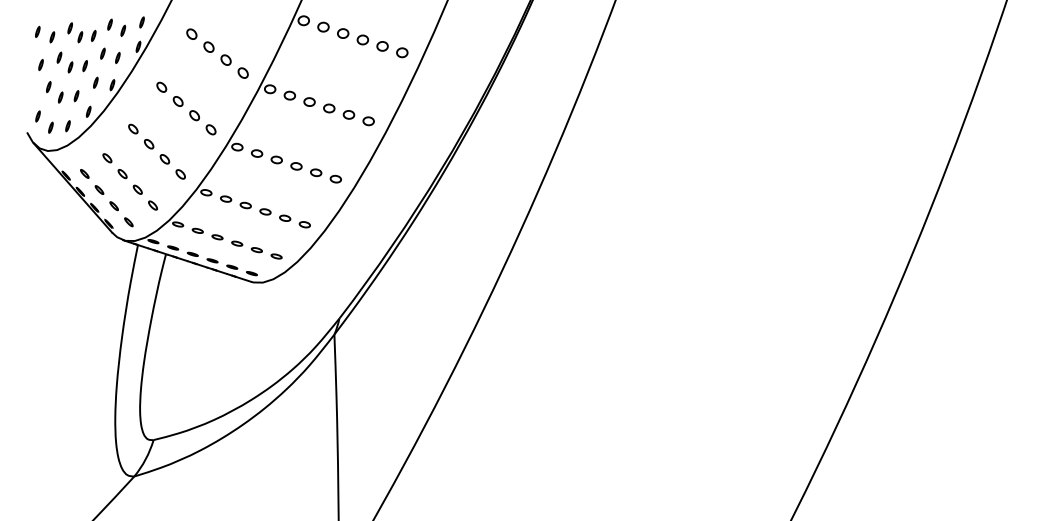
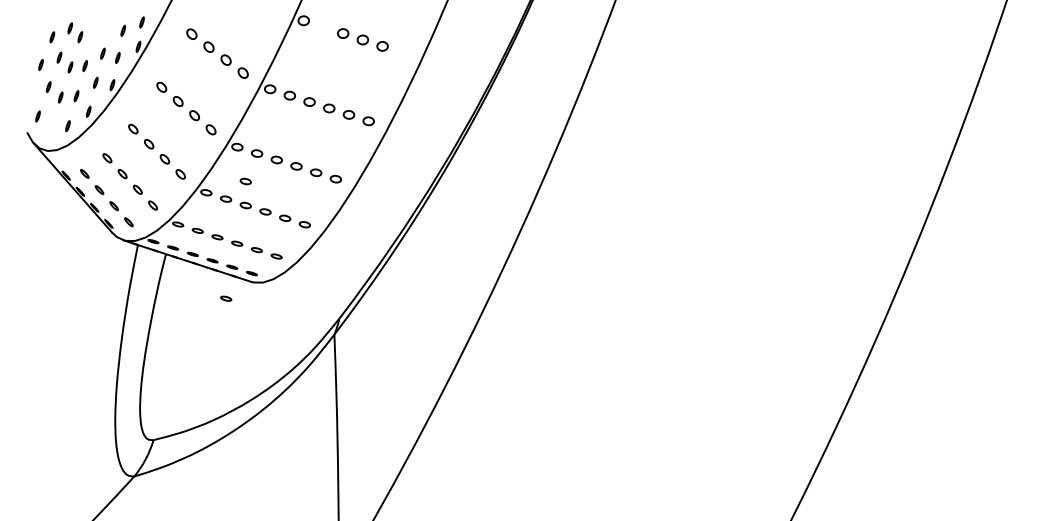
part: present -> none (109, 24)
part: present -> none (323, 26)
part: present -> none (37, 31)
part: present -> none (93, 35)
part: present -> none (402, 52)
part: present -> none (50, 127)
part: none -> present (245, 181)
part: none -> present (226, 298)
